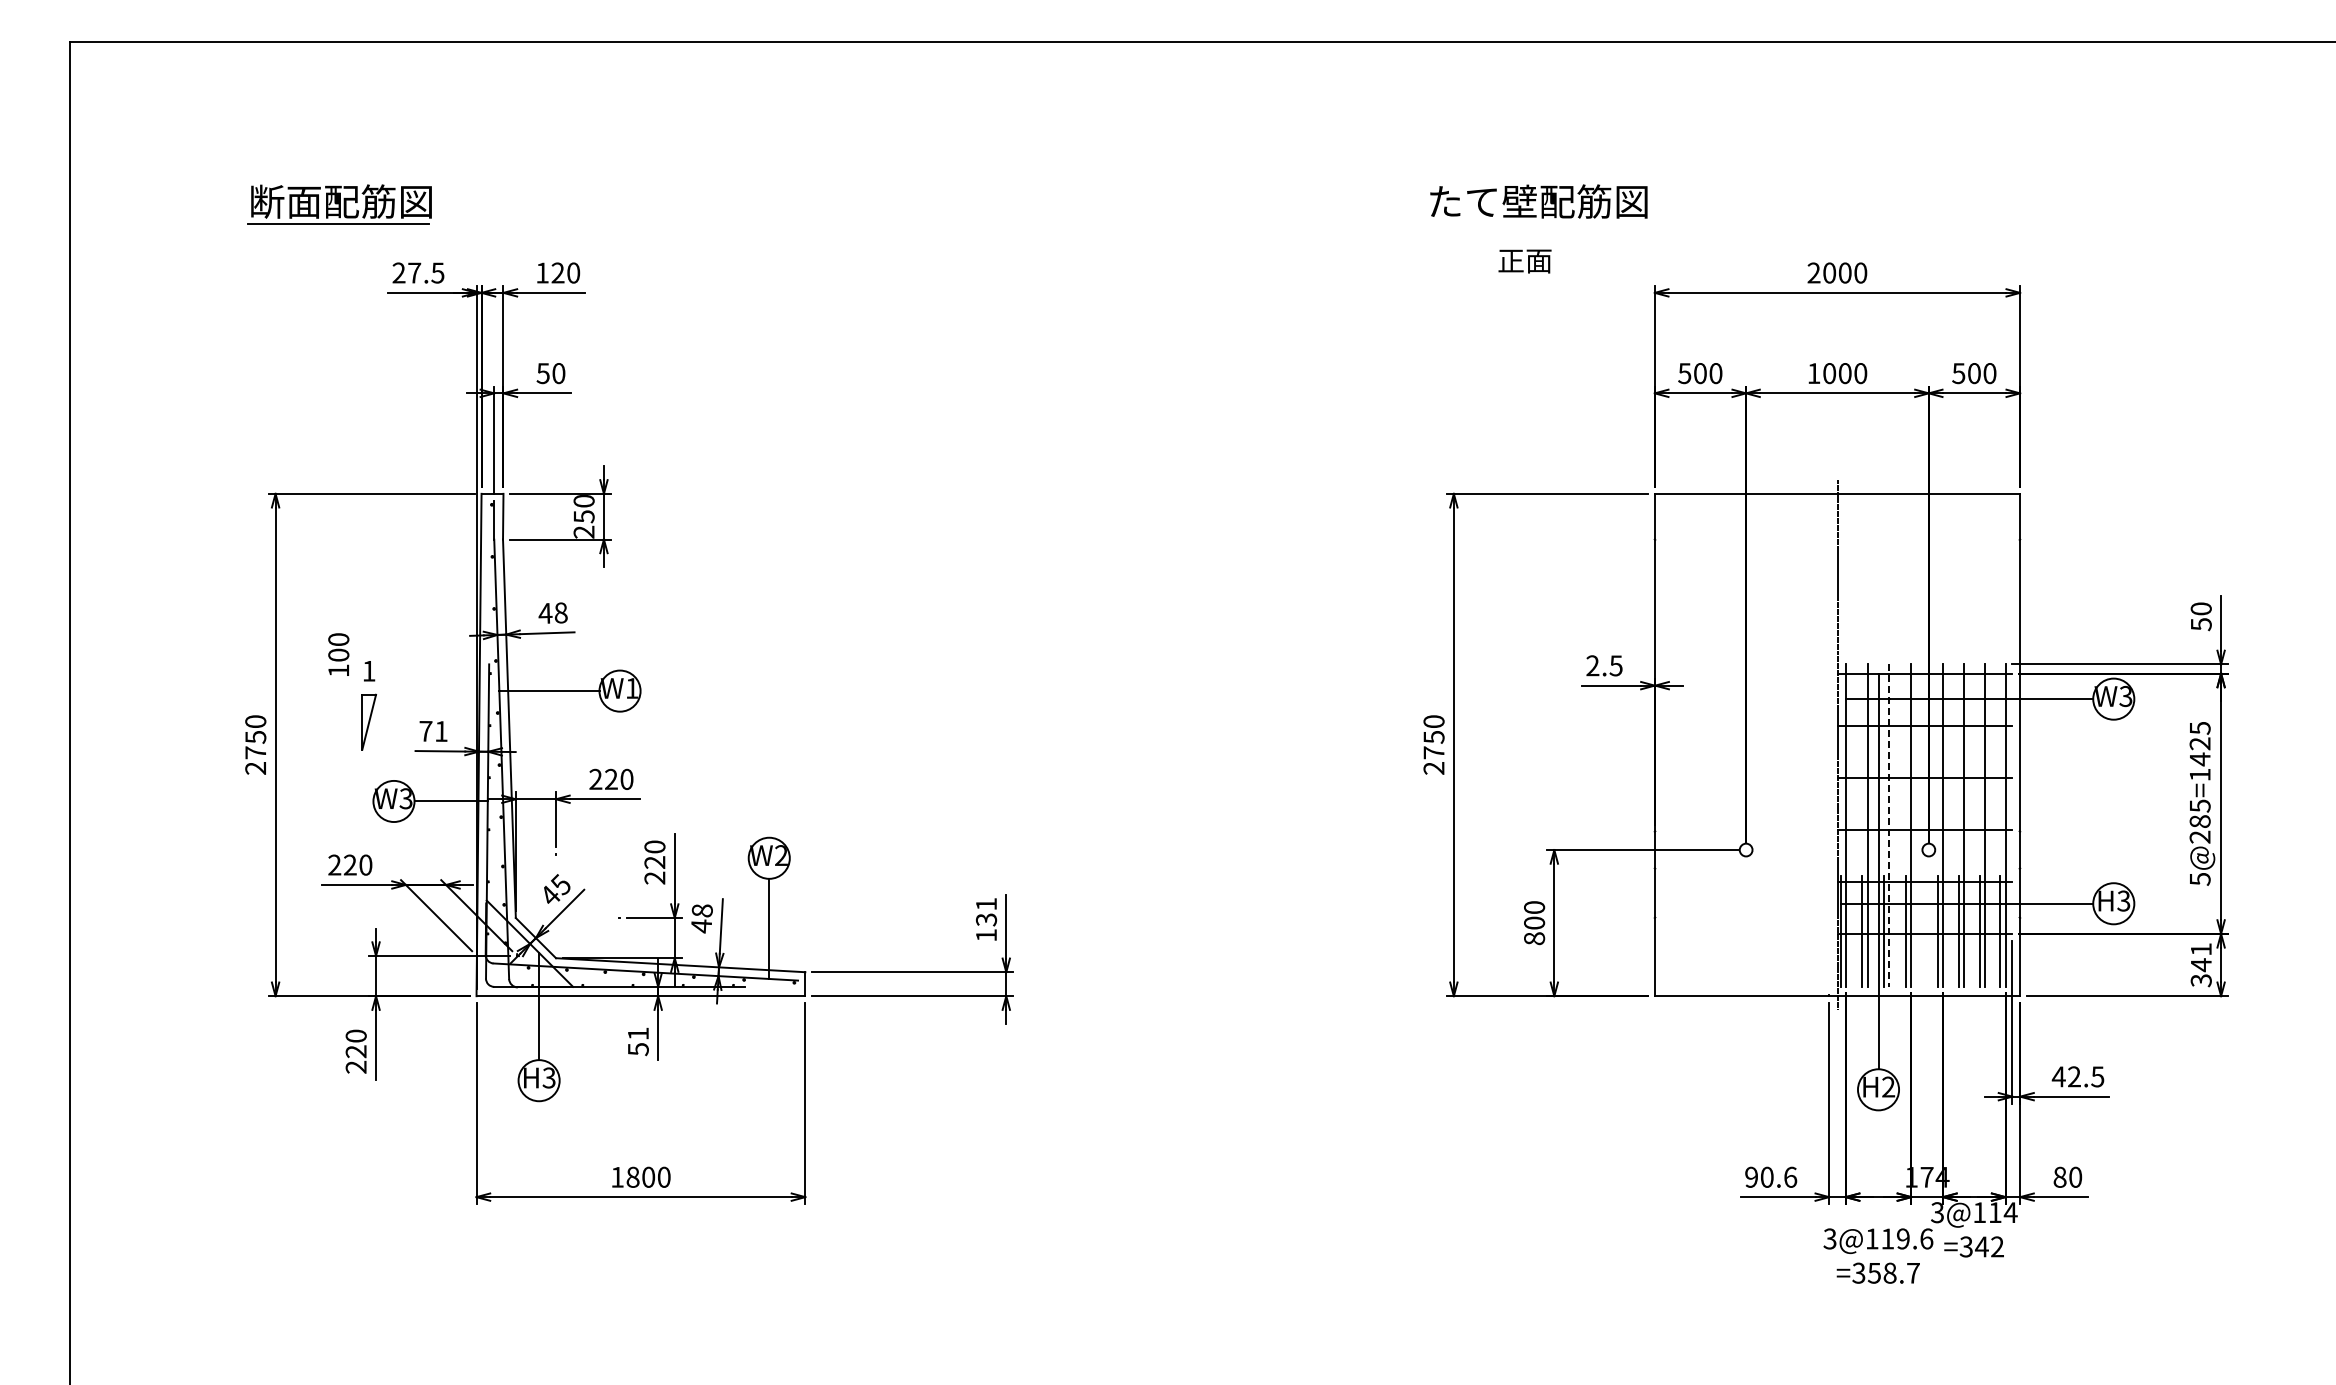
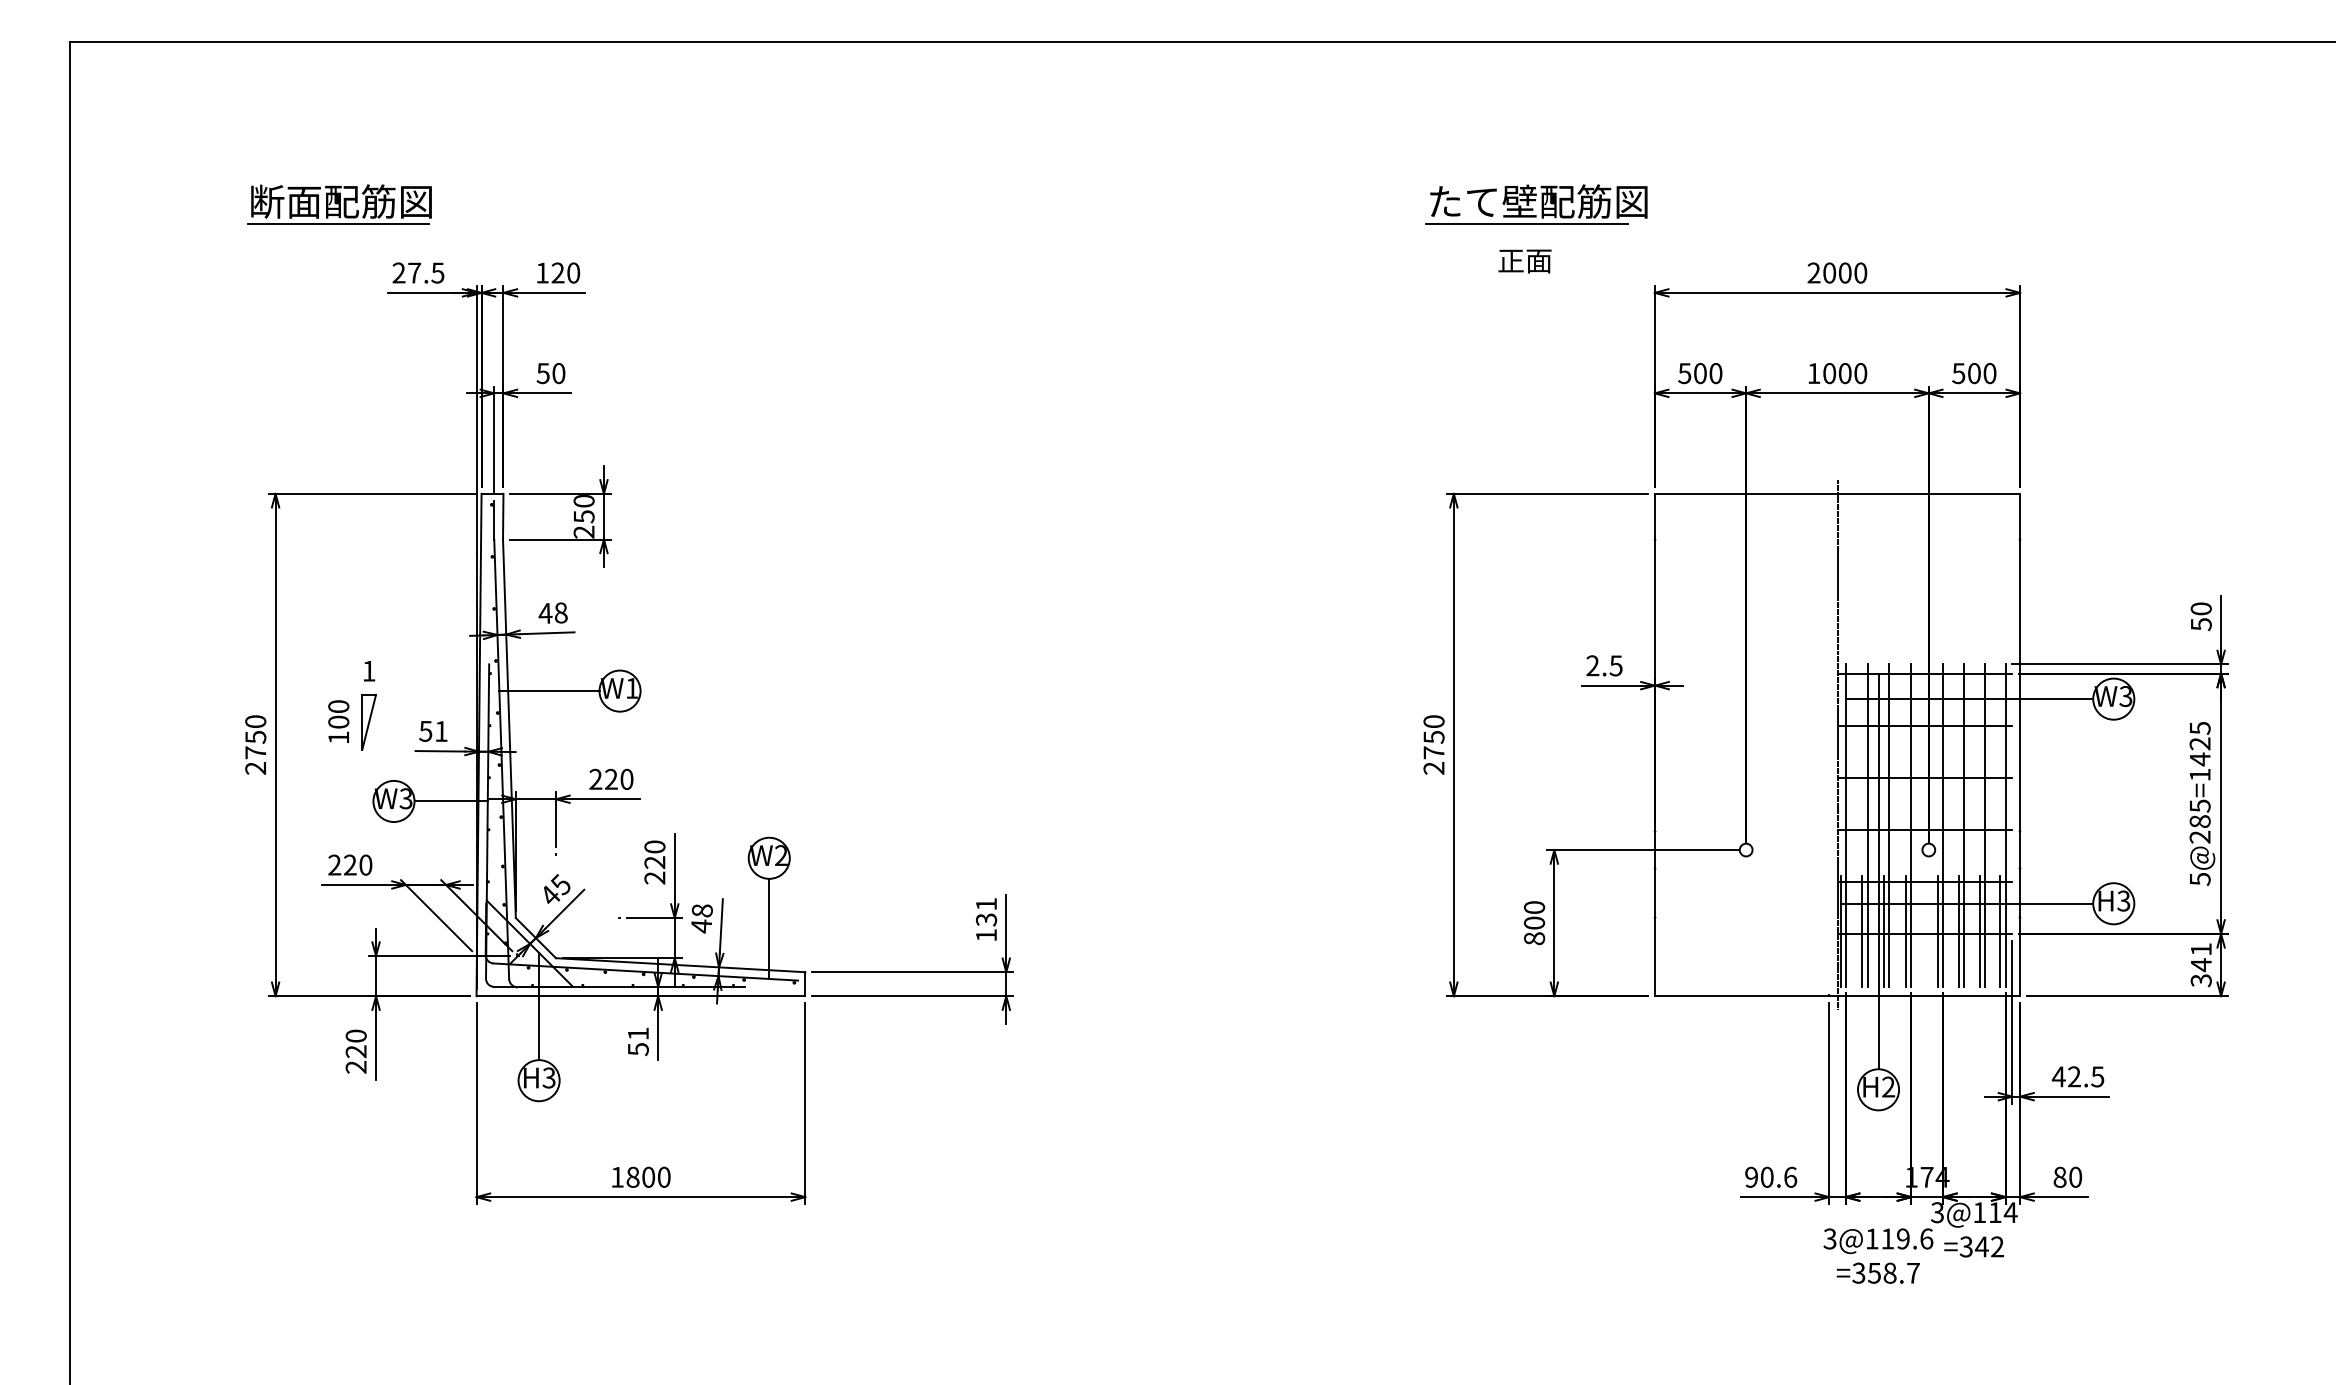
line: none -> present (1527, 224)
text position: (338, 654) -> (338, 721) (338, 721)
text: 71 -> 51 (425, 731)
line: dashed -> solid (1889, 825)
